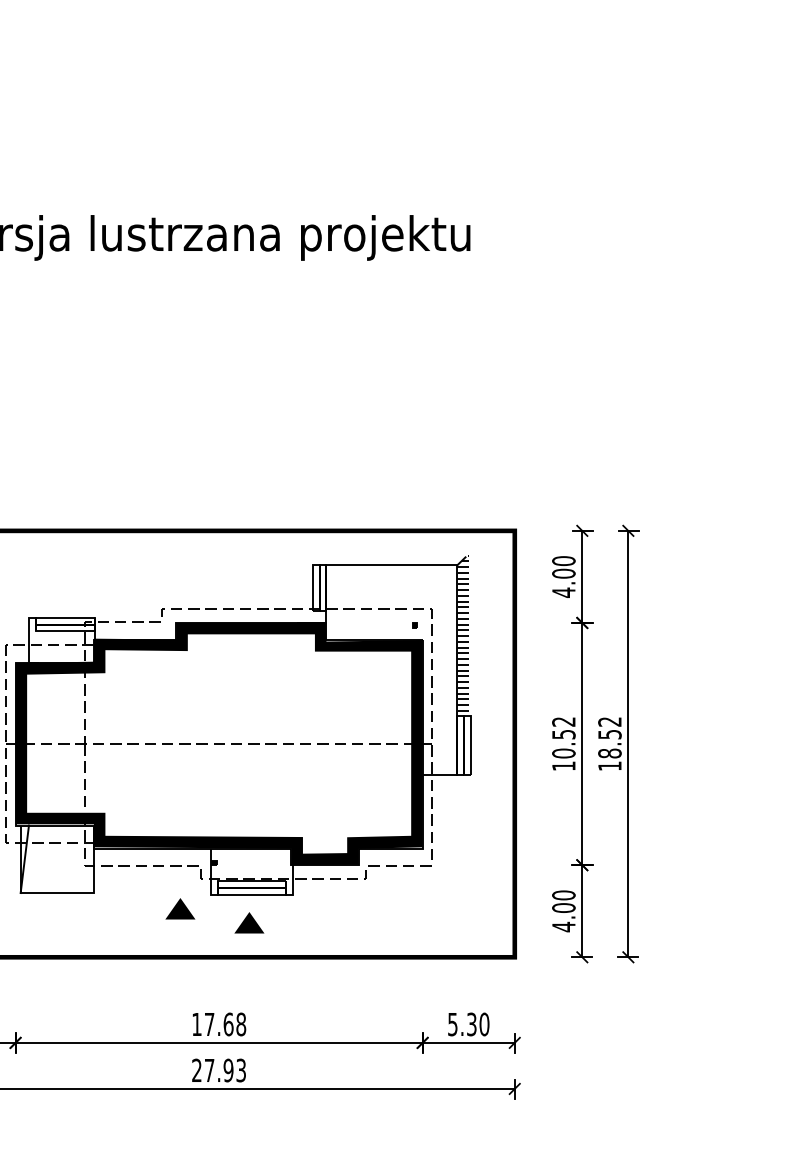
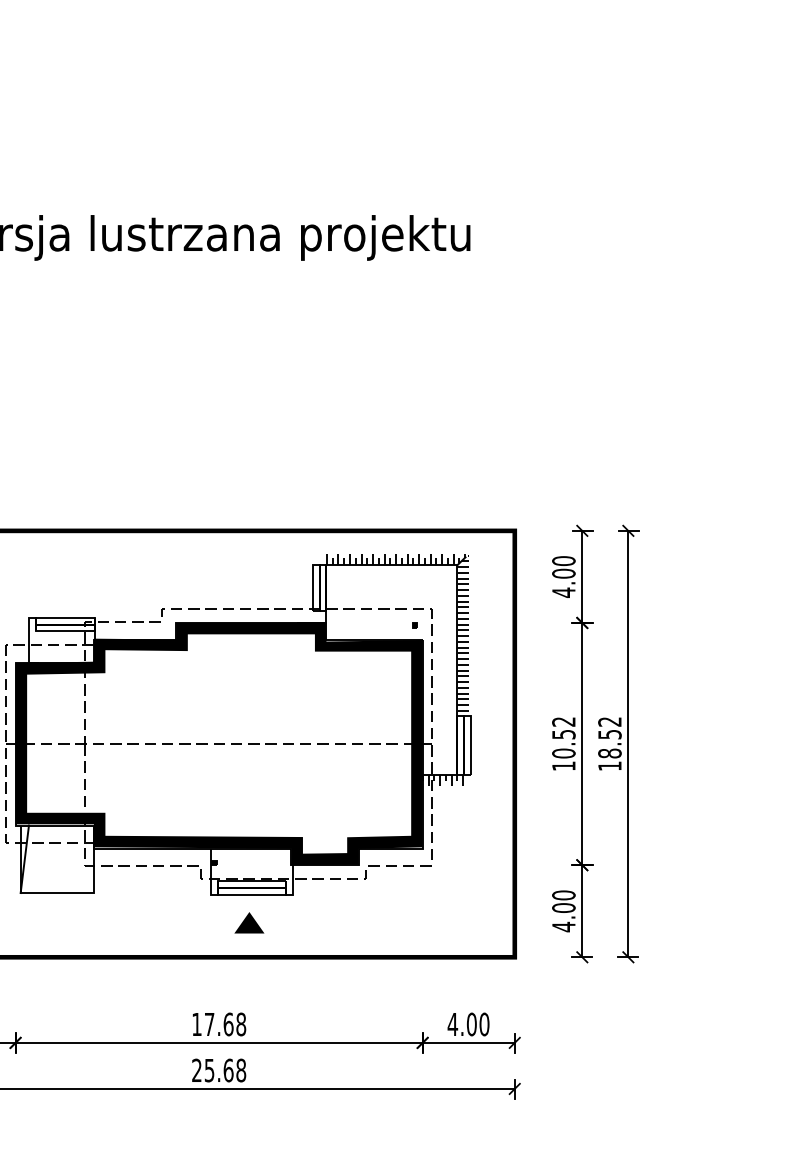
hatch: none -> present (395, 559)
hatch: none -> present (442, 780)
part: present -> none (180, 908)
text: 5.30 -> 4.00 (461, 1024)
text: 27.93 -> 25.68 (225, 1070)
